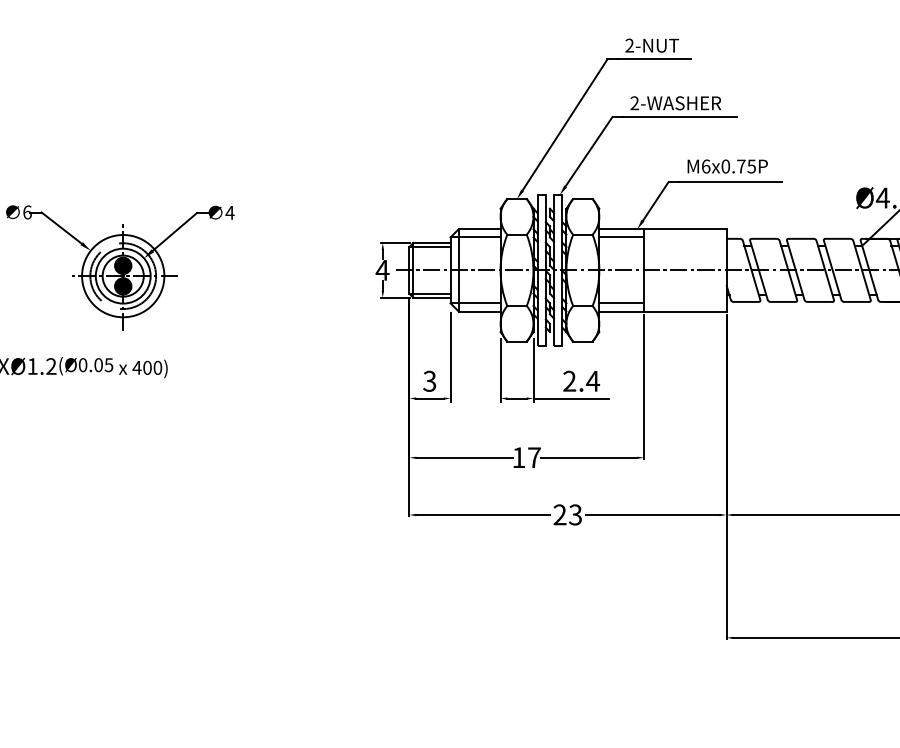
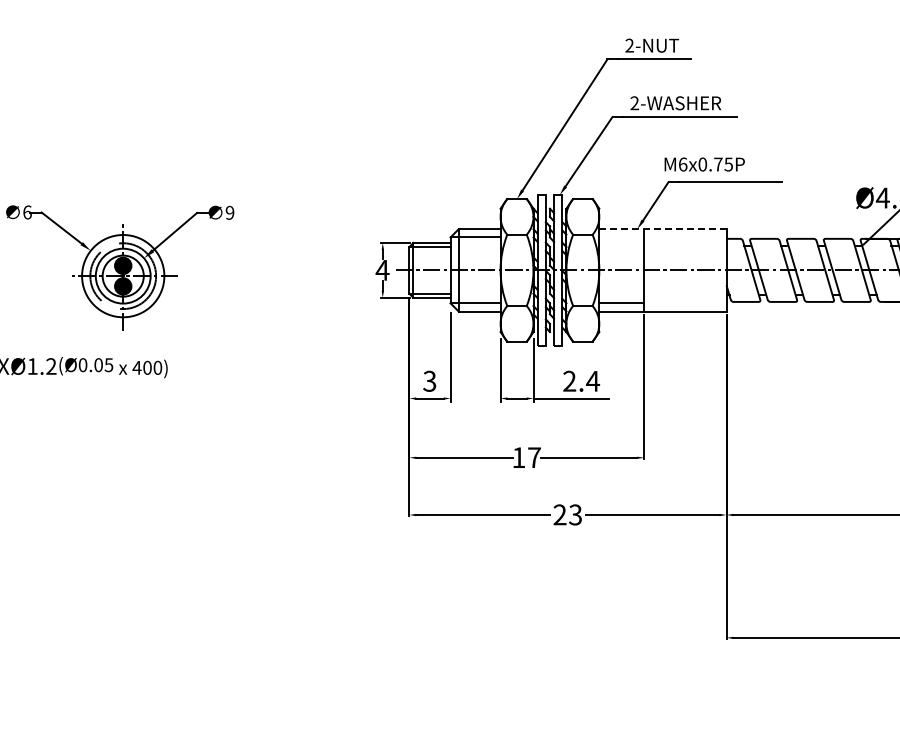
text position: (727, 166) -> (704, 164) (704, 164)
text: 4 -> 9 (229, 212)
line: solid -> dashed (662, 229)
line: present -> none (621, 237)
